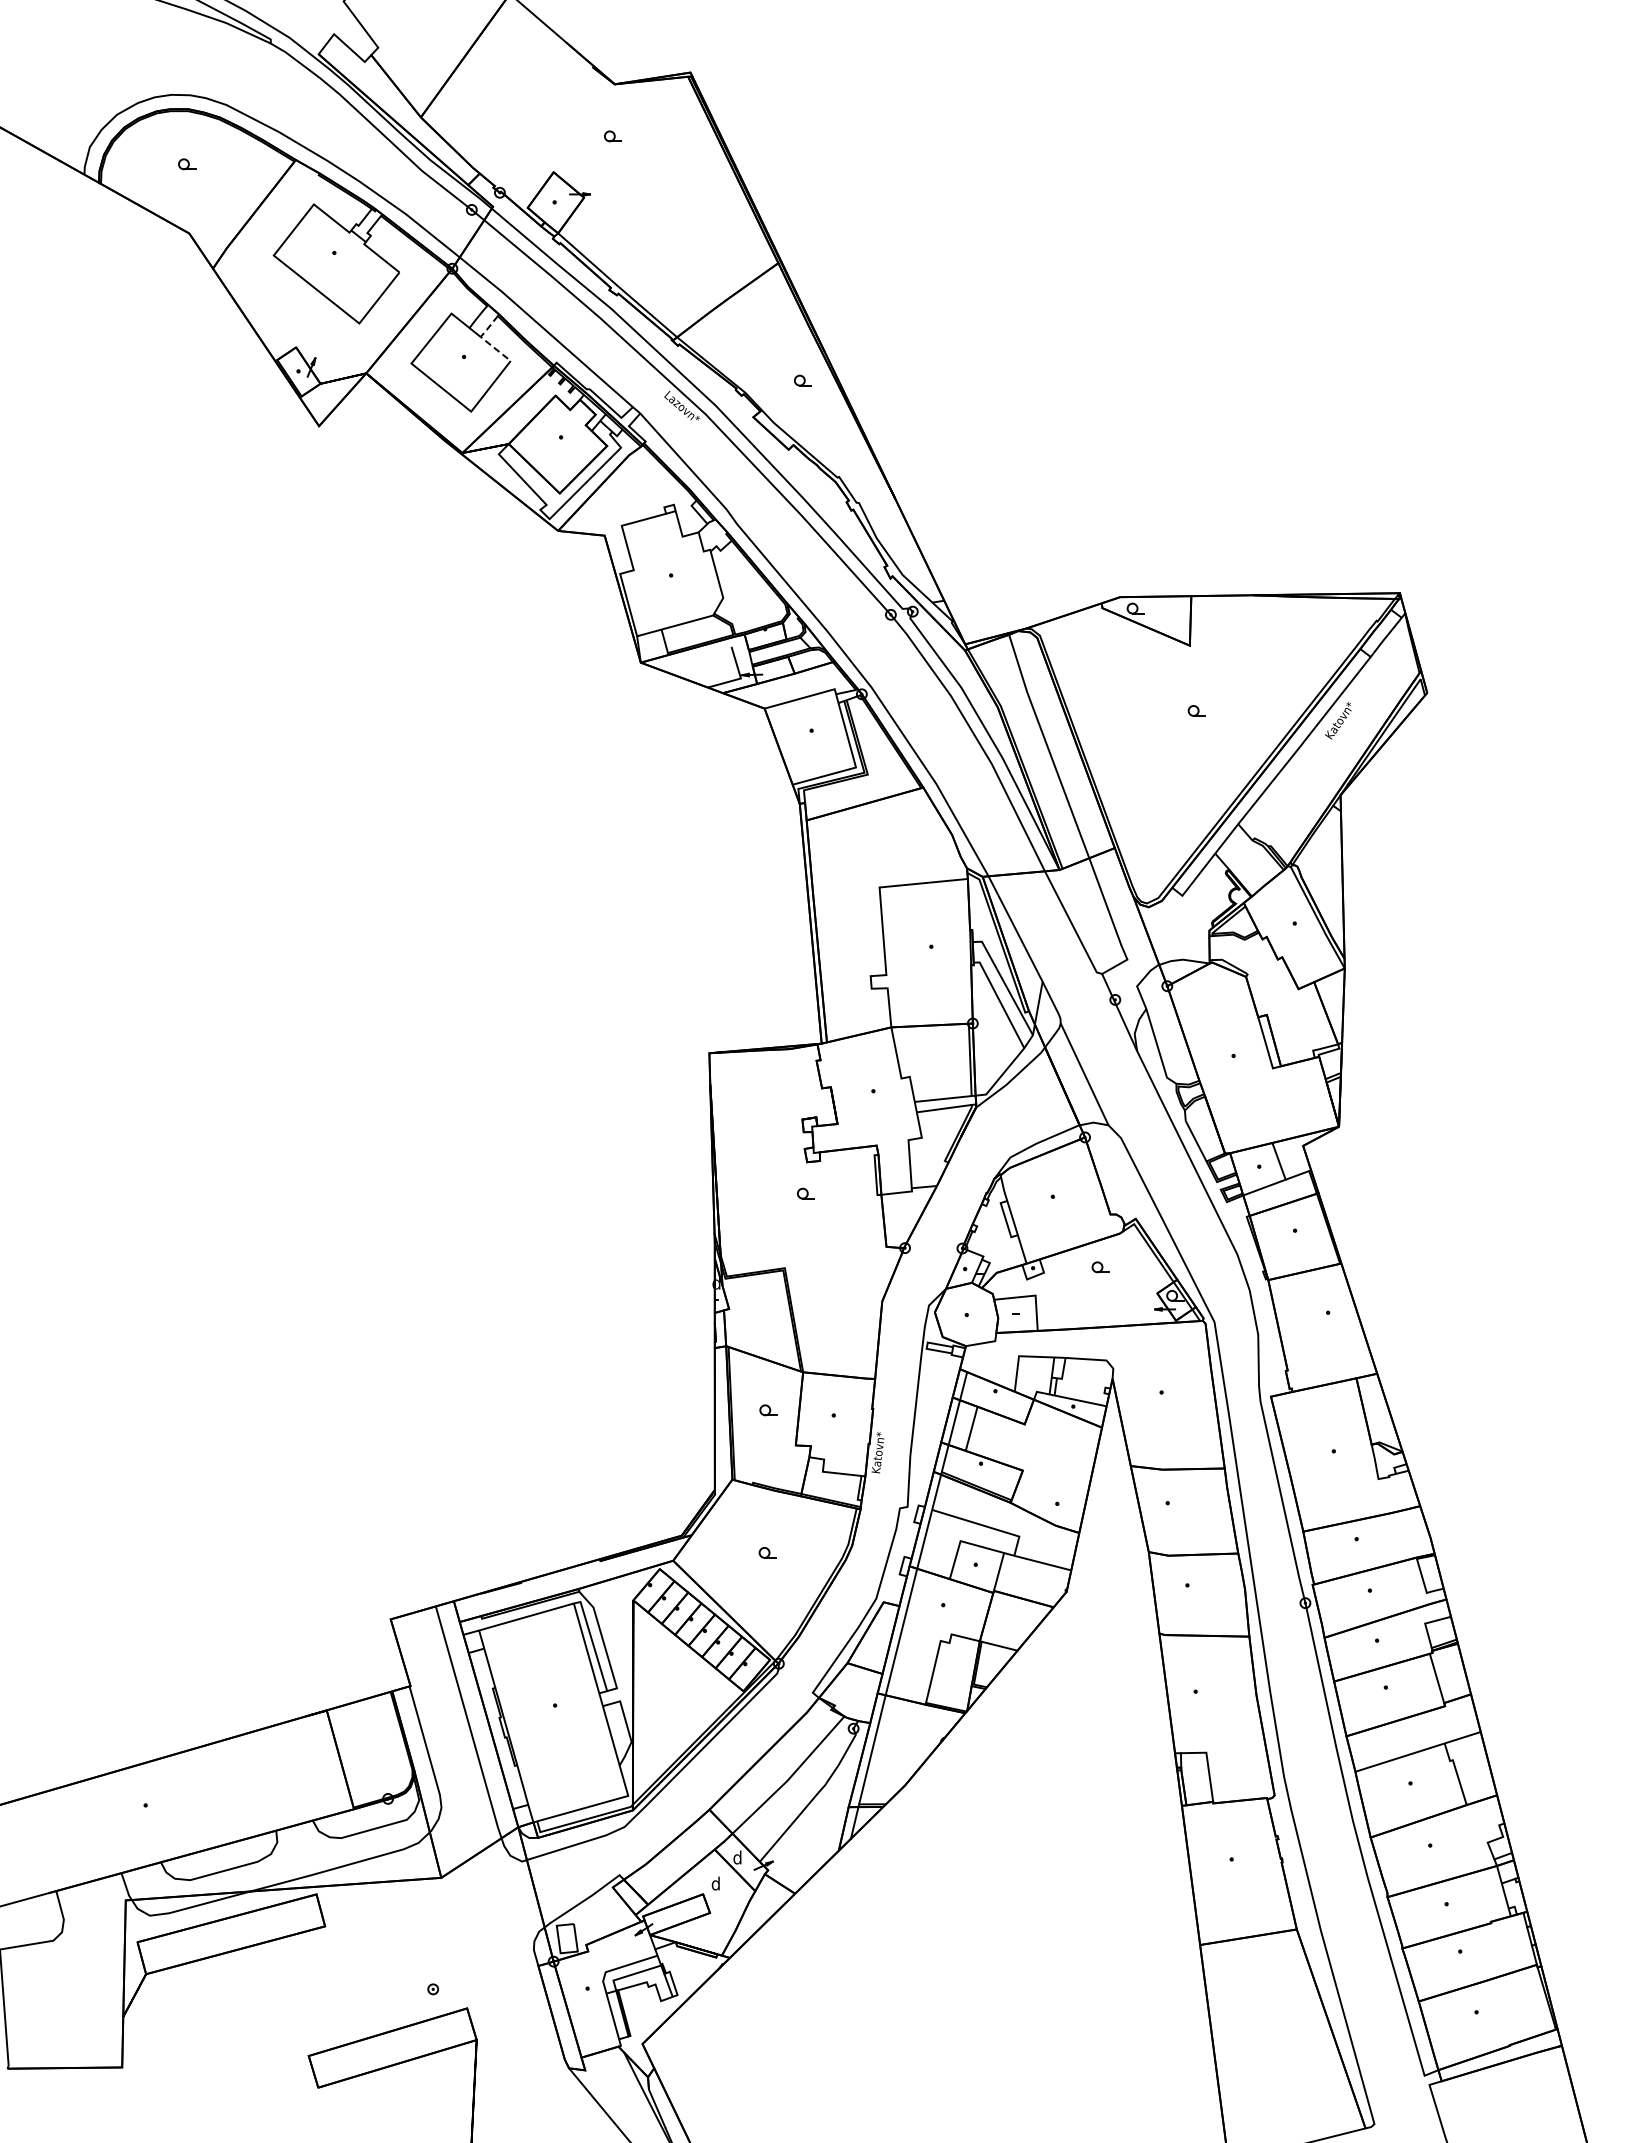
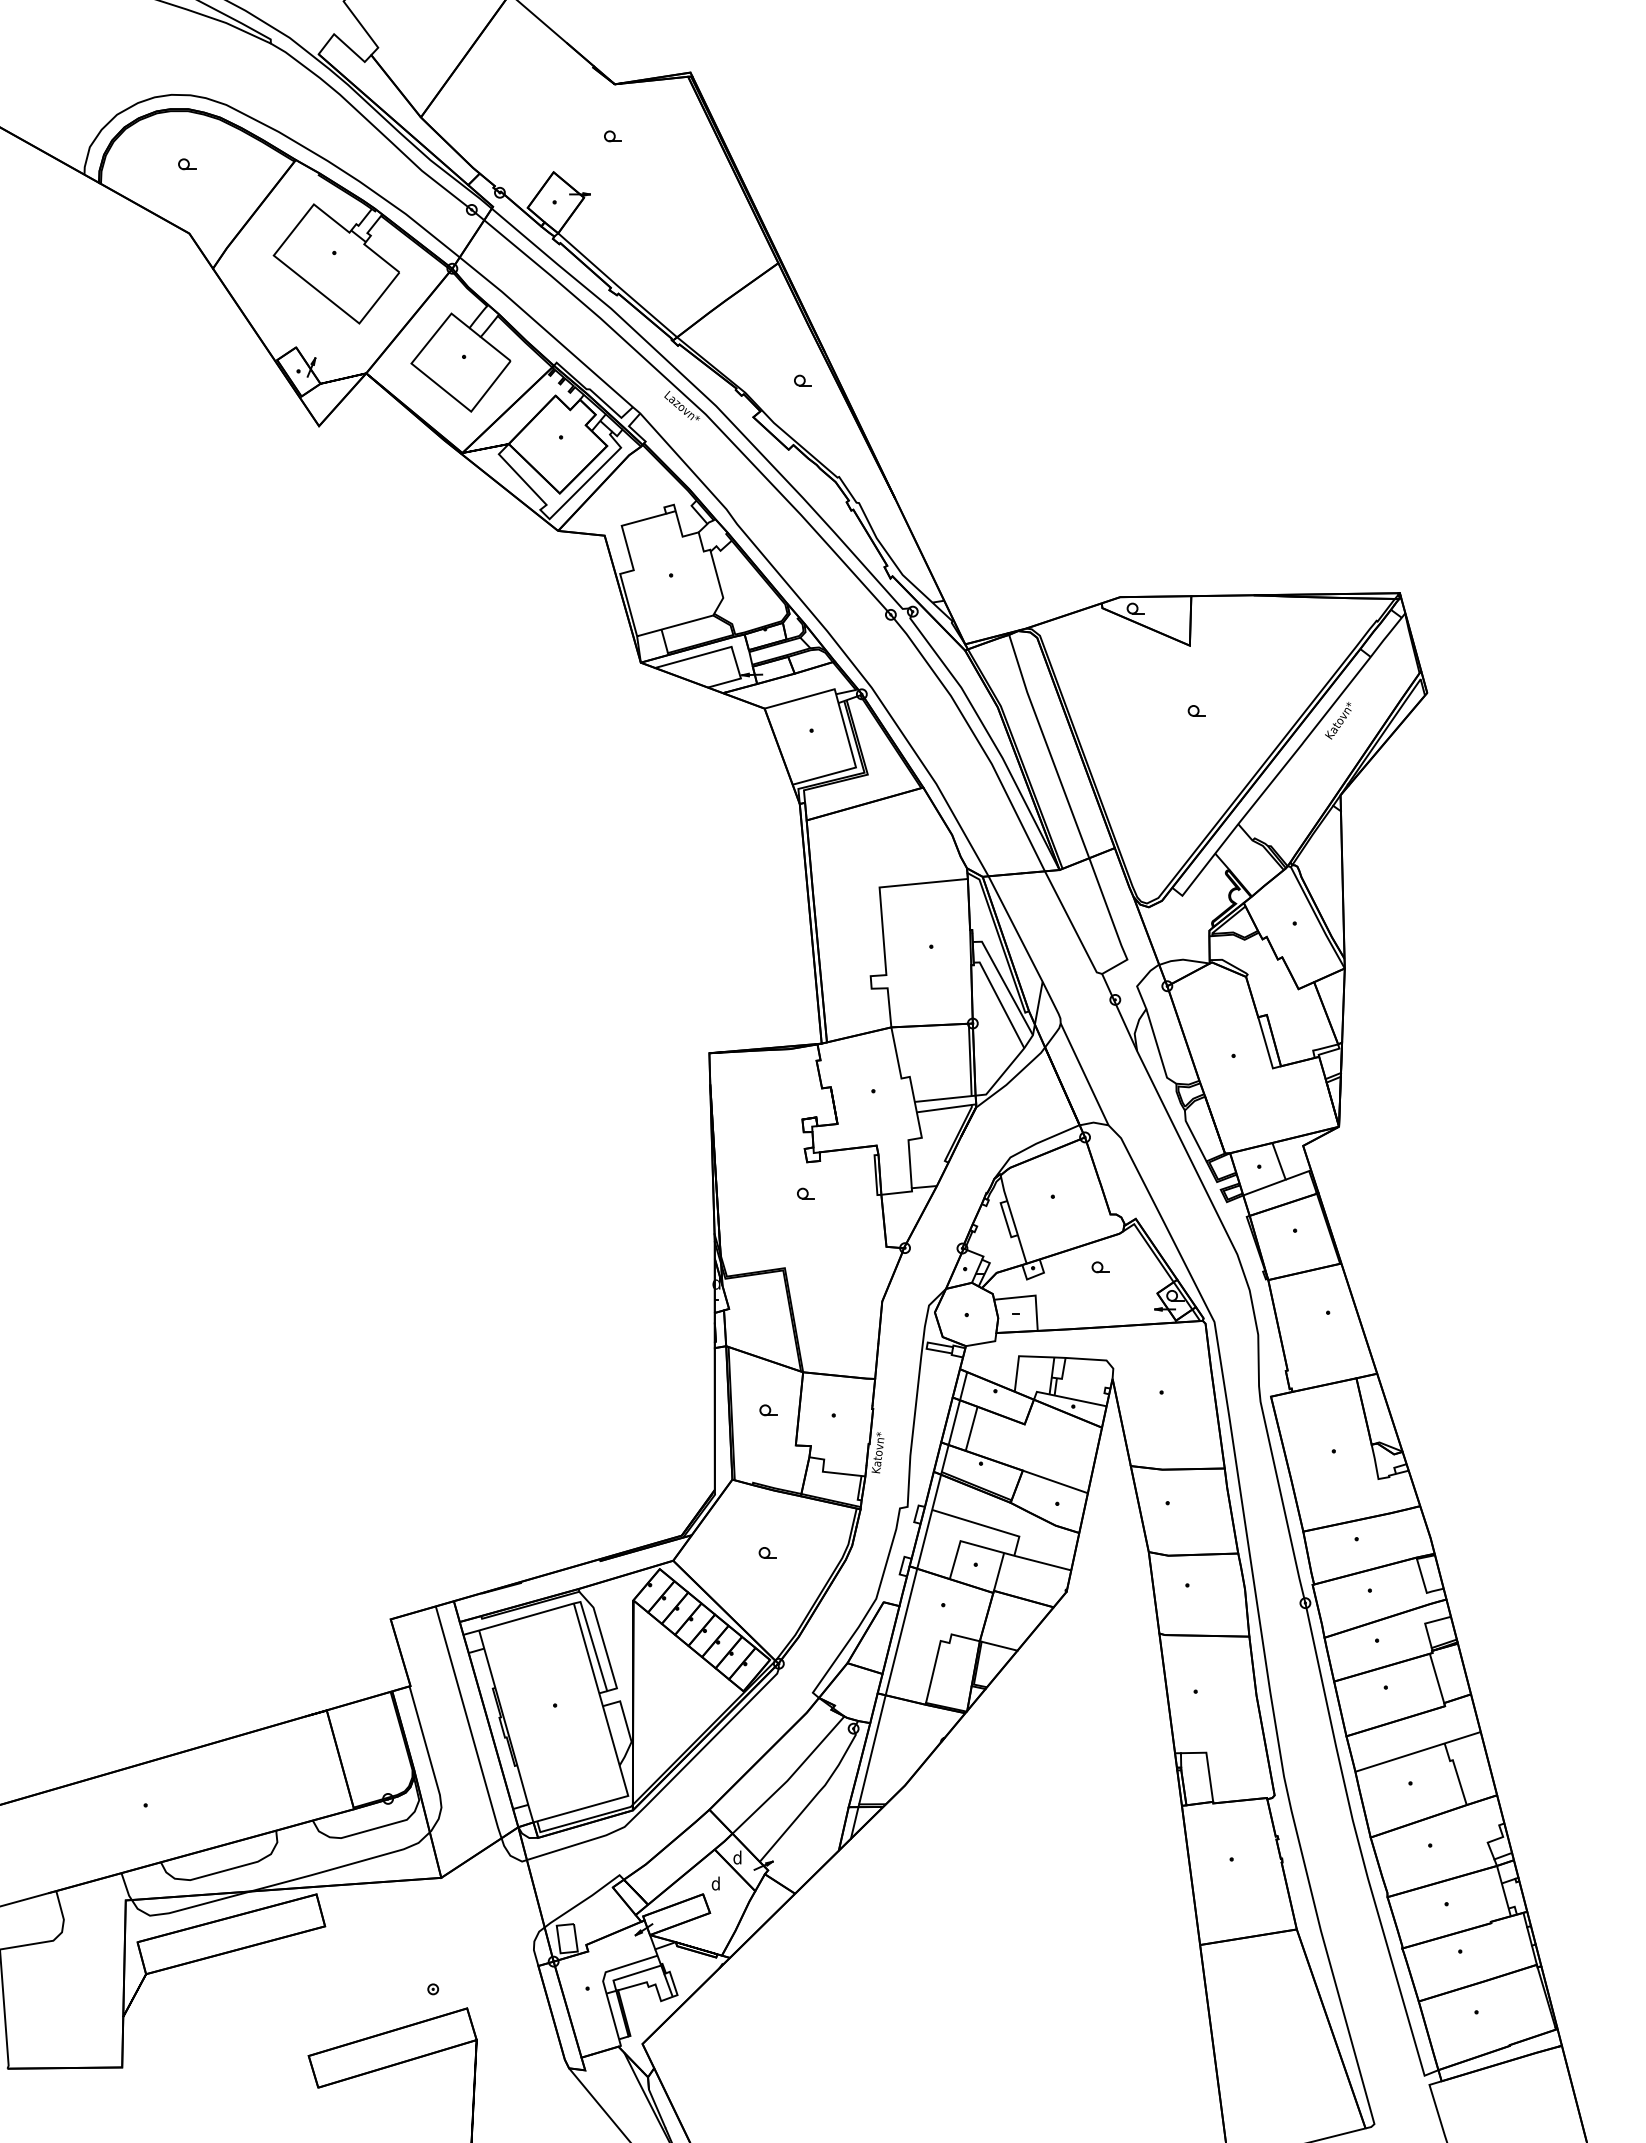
line: dashed -> solid (484, 340)
line: none -> present (693, 656)
line: none -> present (1054, 1481)
